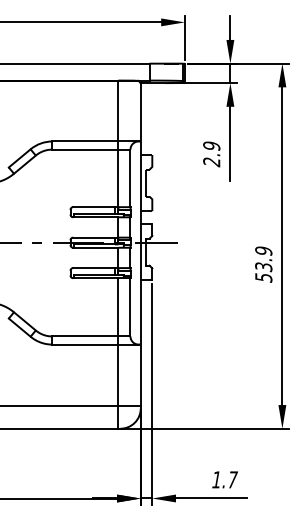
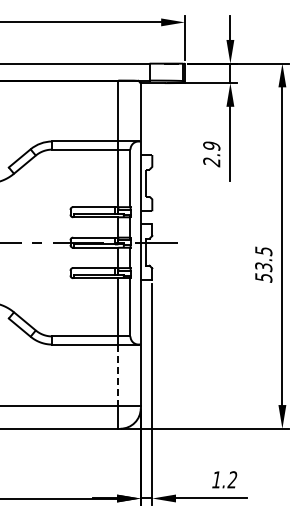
text: 53.9 -> 53.5 (263, 251)
line: solid -> dashed (118, 375)
text: 1.7 -> 1.2 (232, 479)
